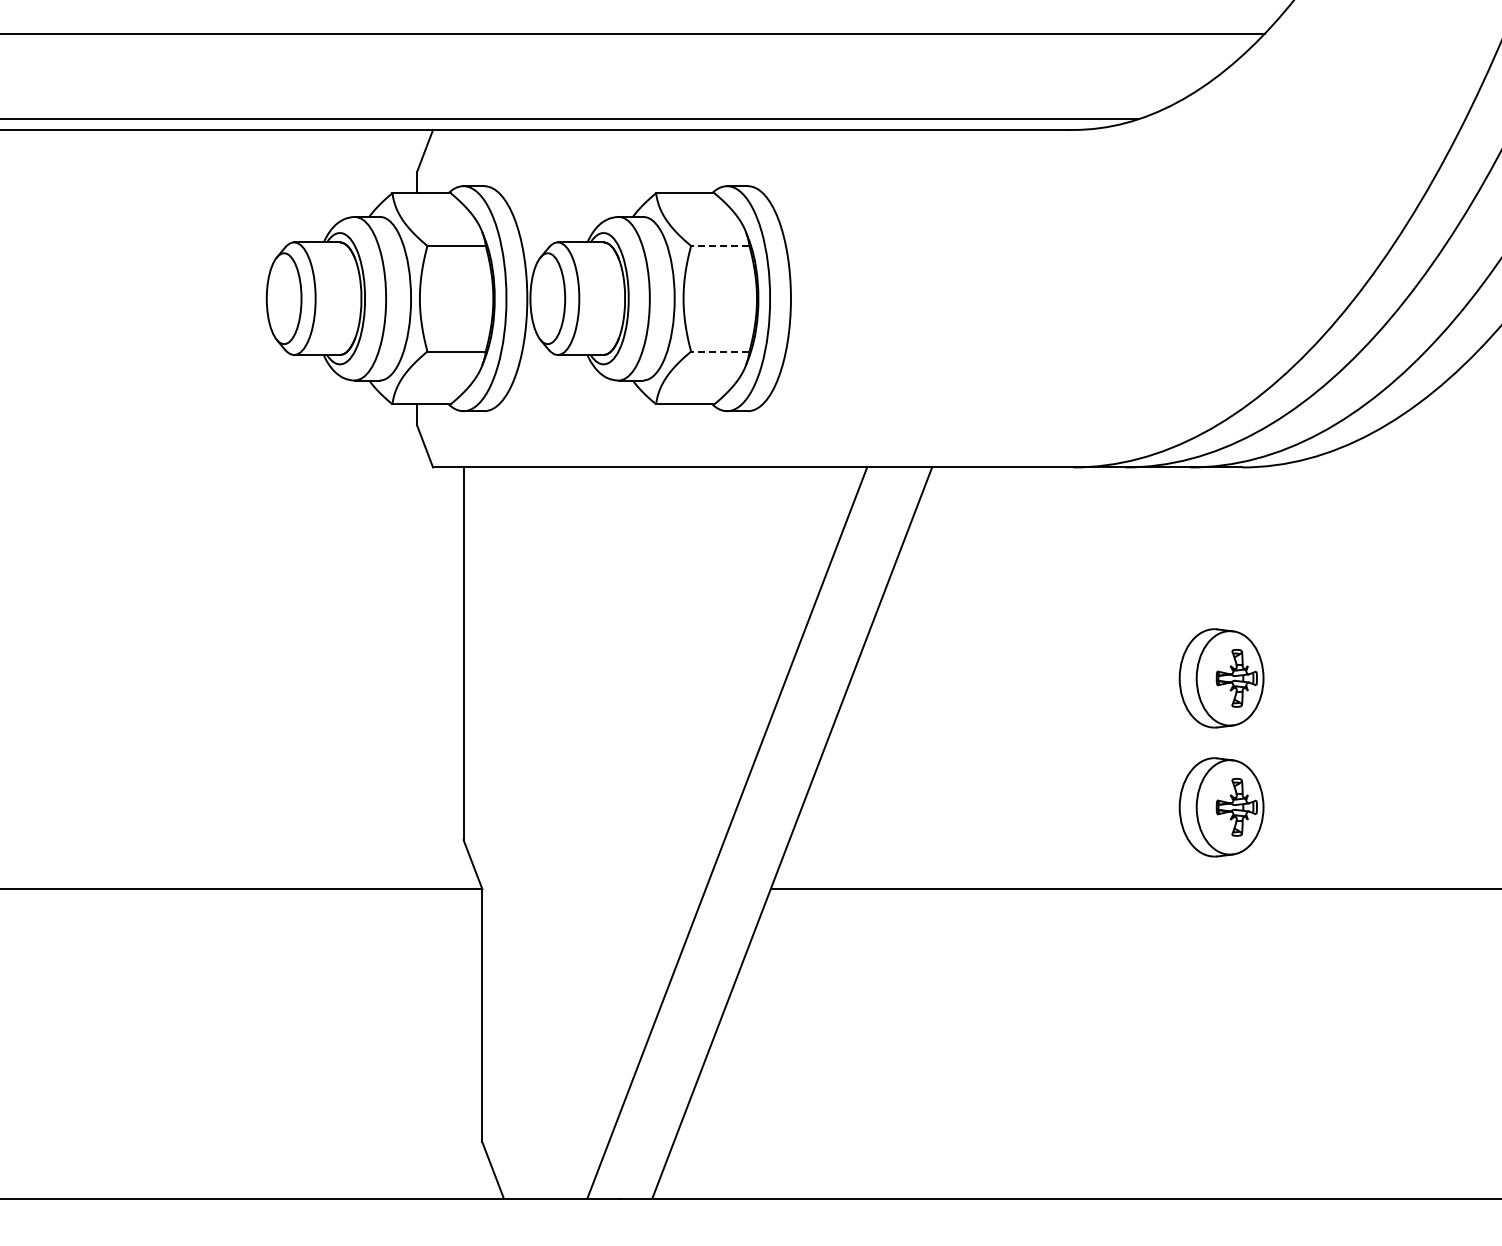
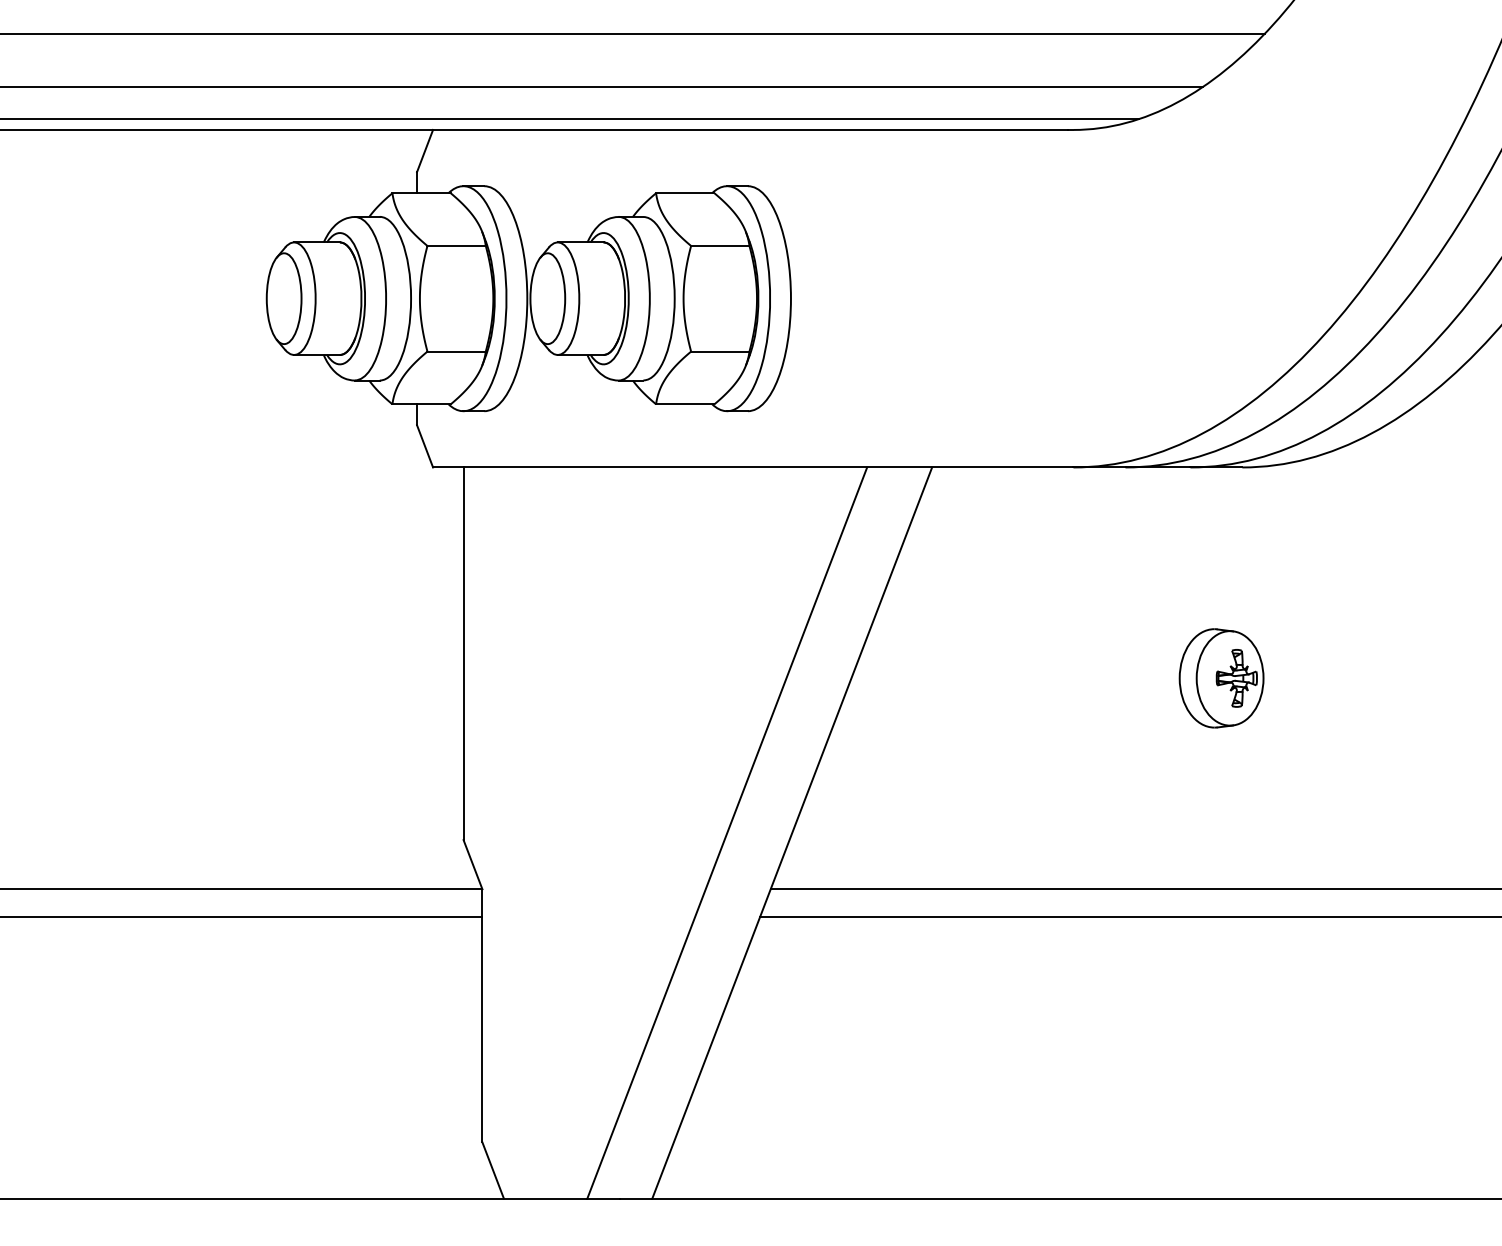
line: none -> present (602, 86)
line: dashed -> solid (719, 245)
line: dashed -> solid (719, 351)
part: present -> none (1221, 807)
line: none -> present (242, 917)
line: none -> present (1128, 917)
